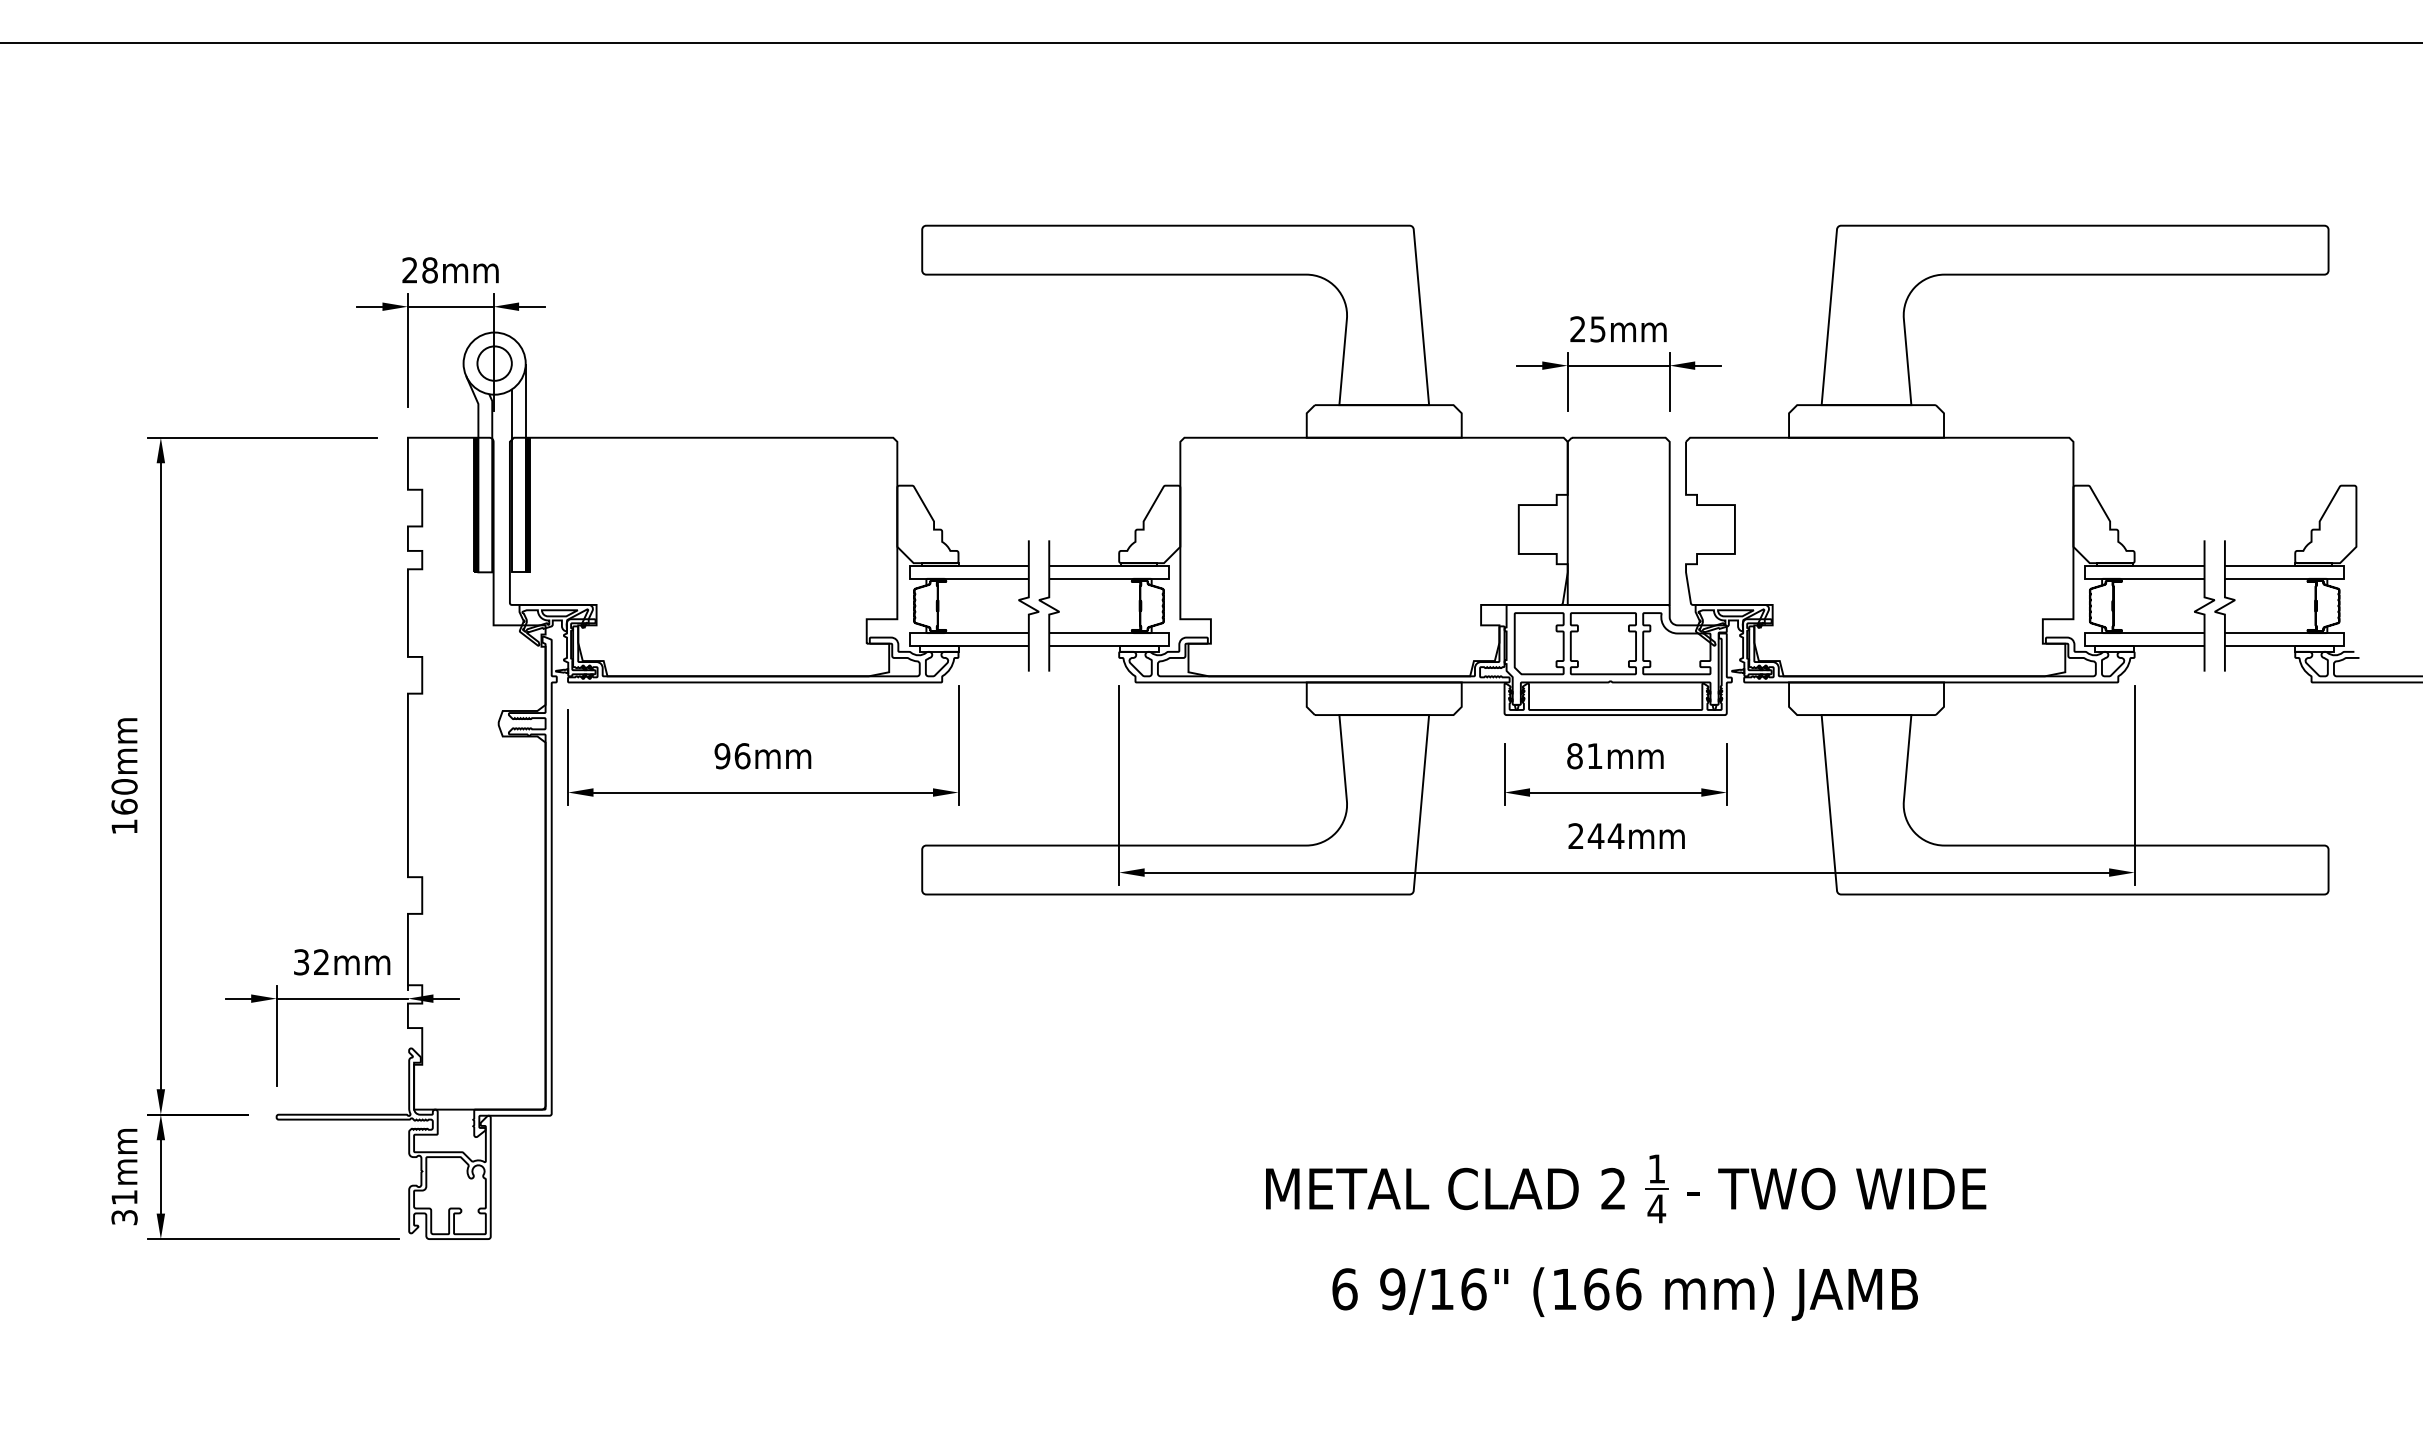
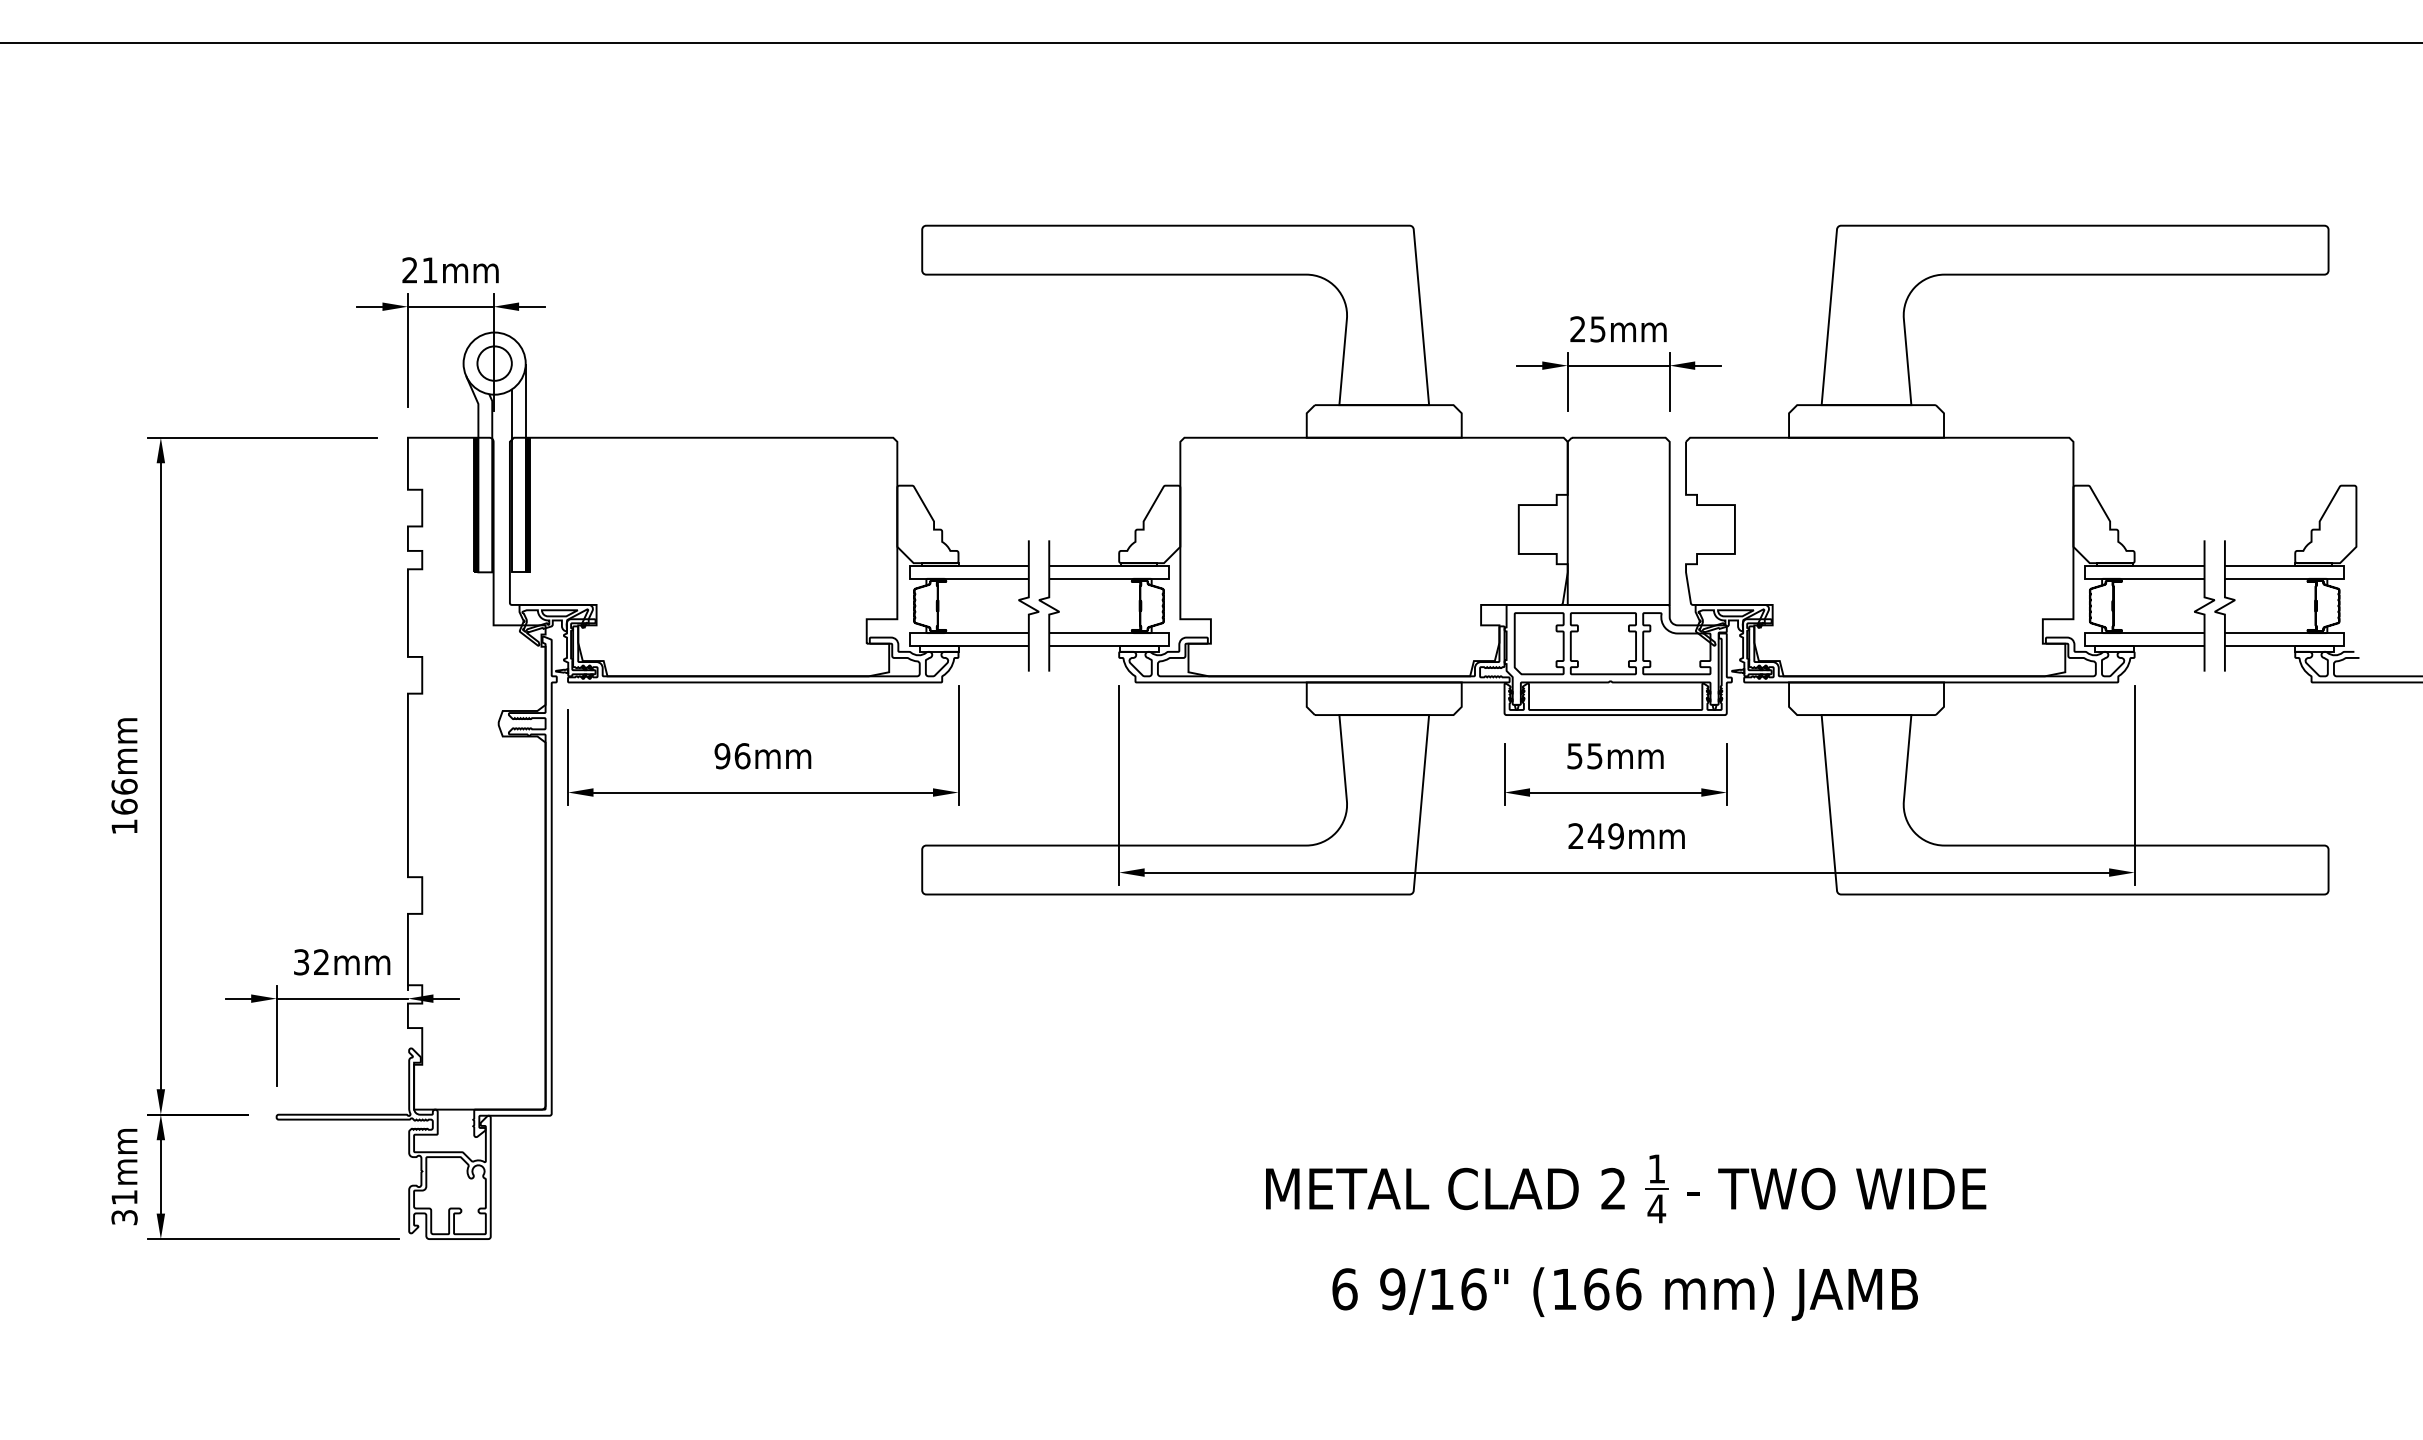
text: 28mm -> 21mm (429, 270)
text: 81mm -> 55mm (1584, 756)
text: 160mm -> 166mm (124, 786)
text: 244mm -> 249mm (1615, 836)
